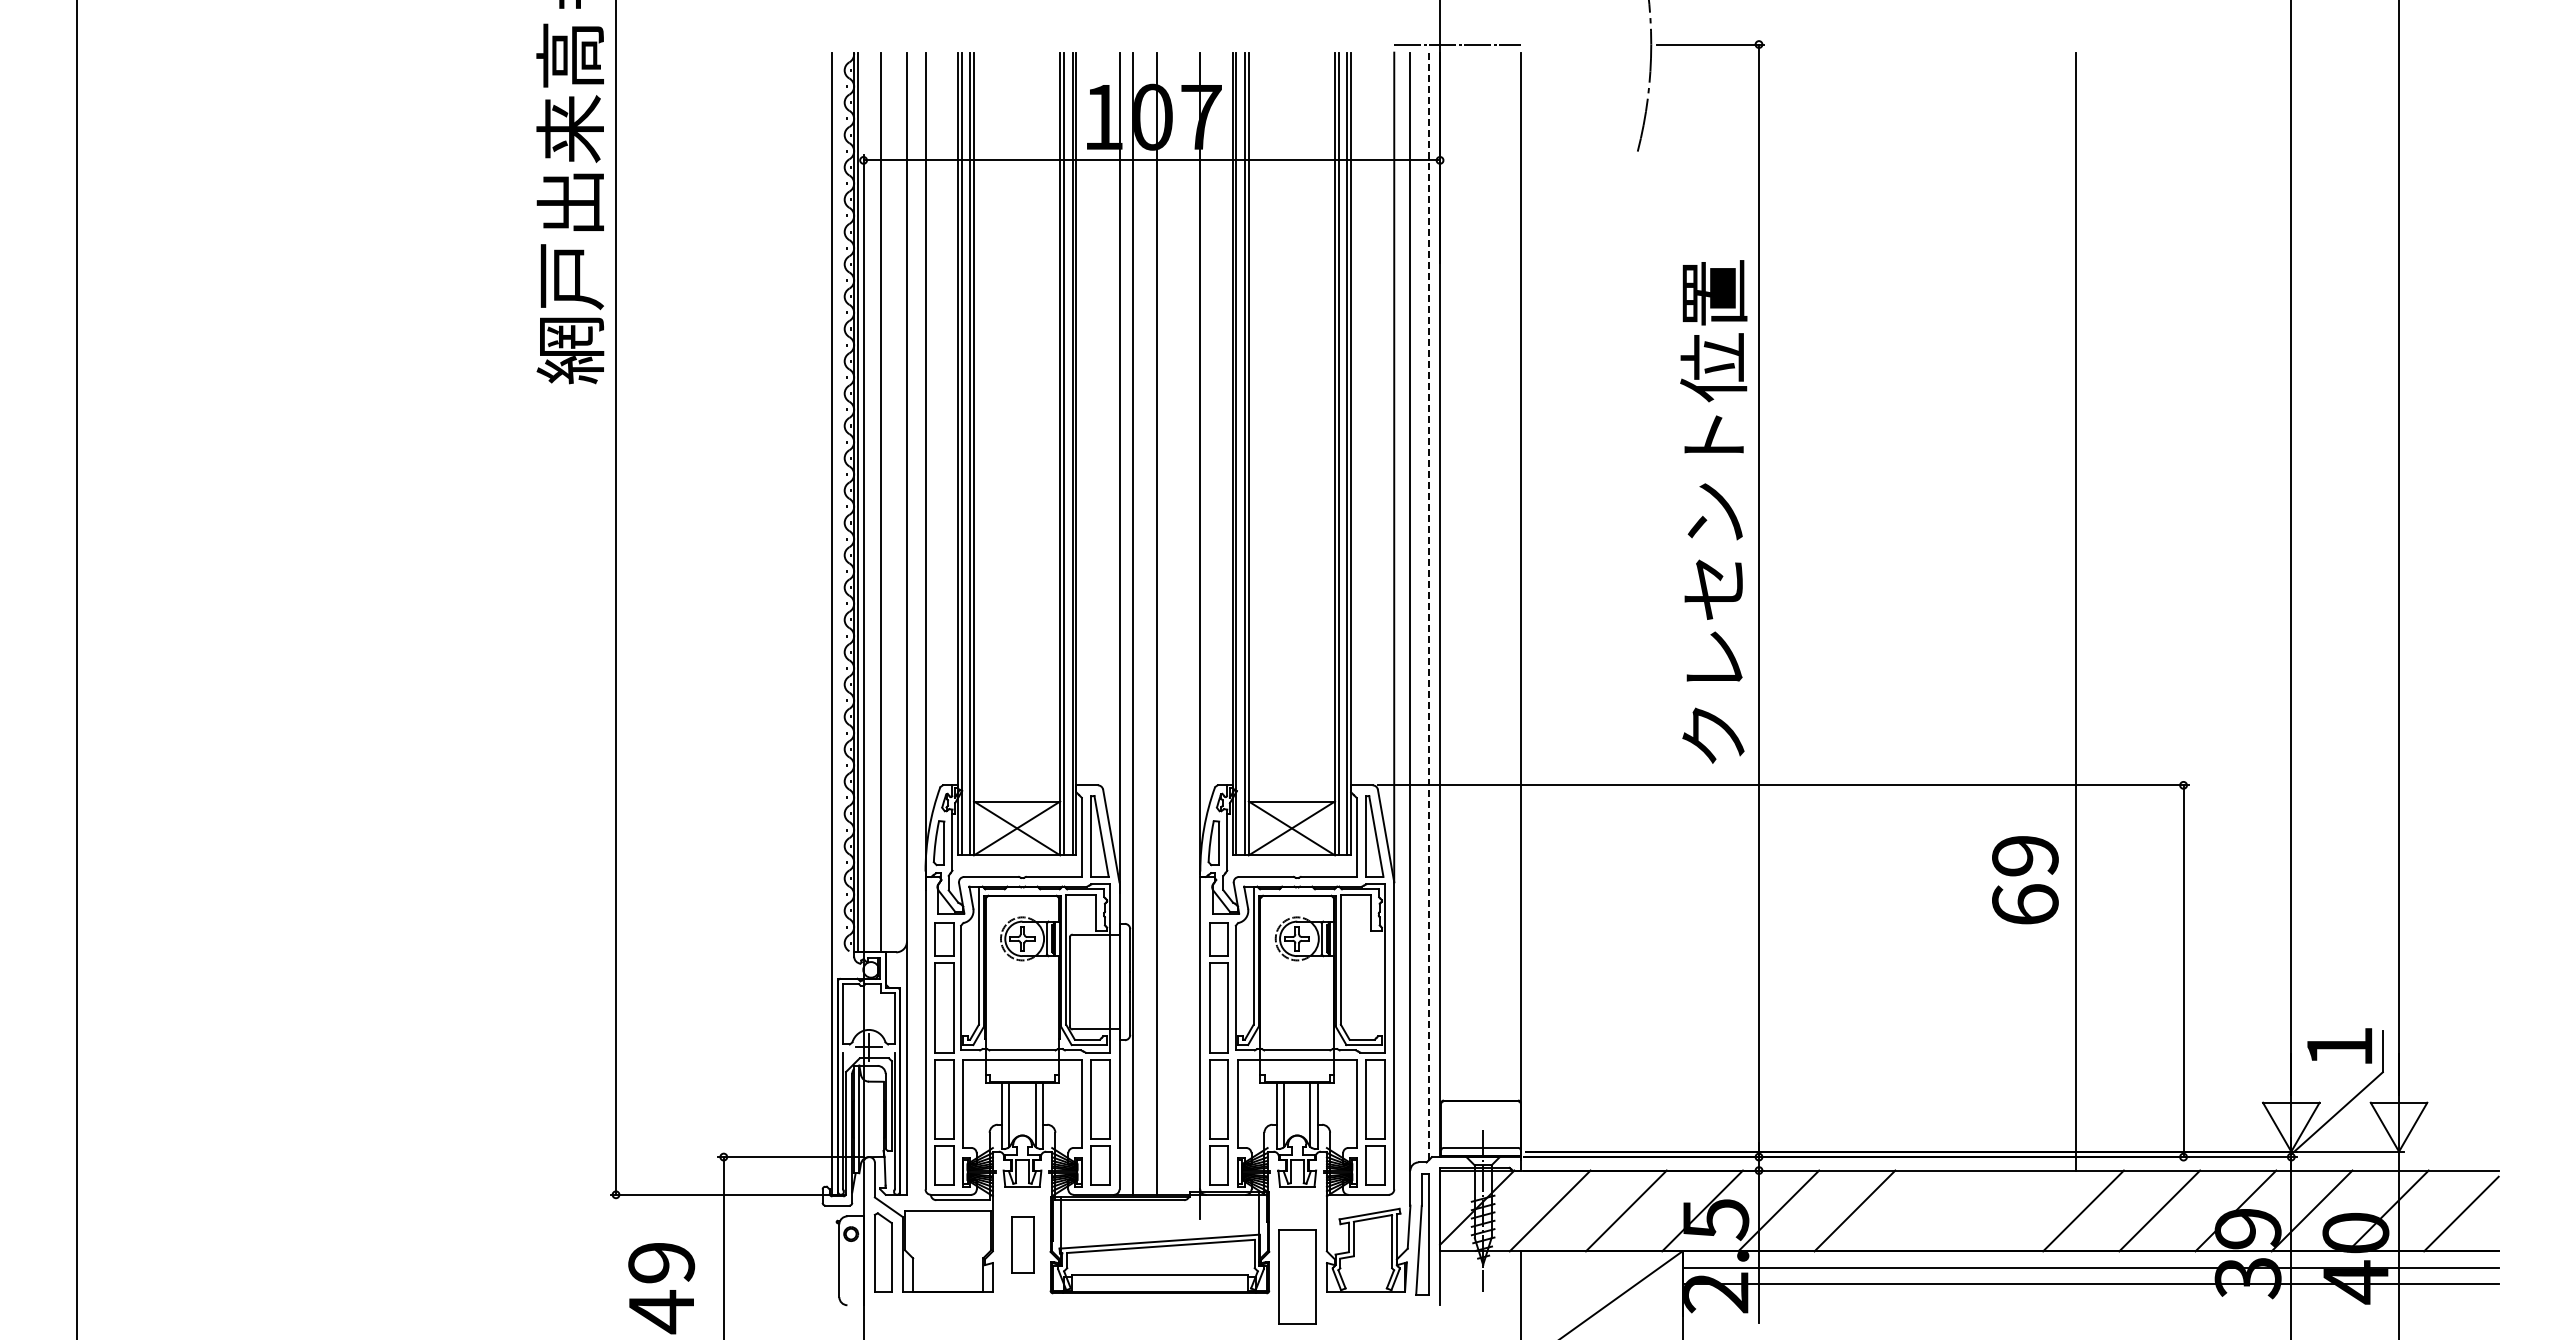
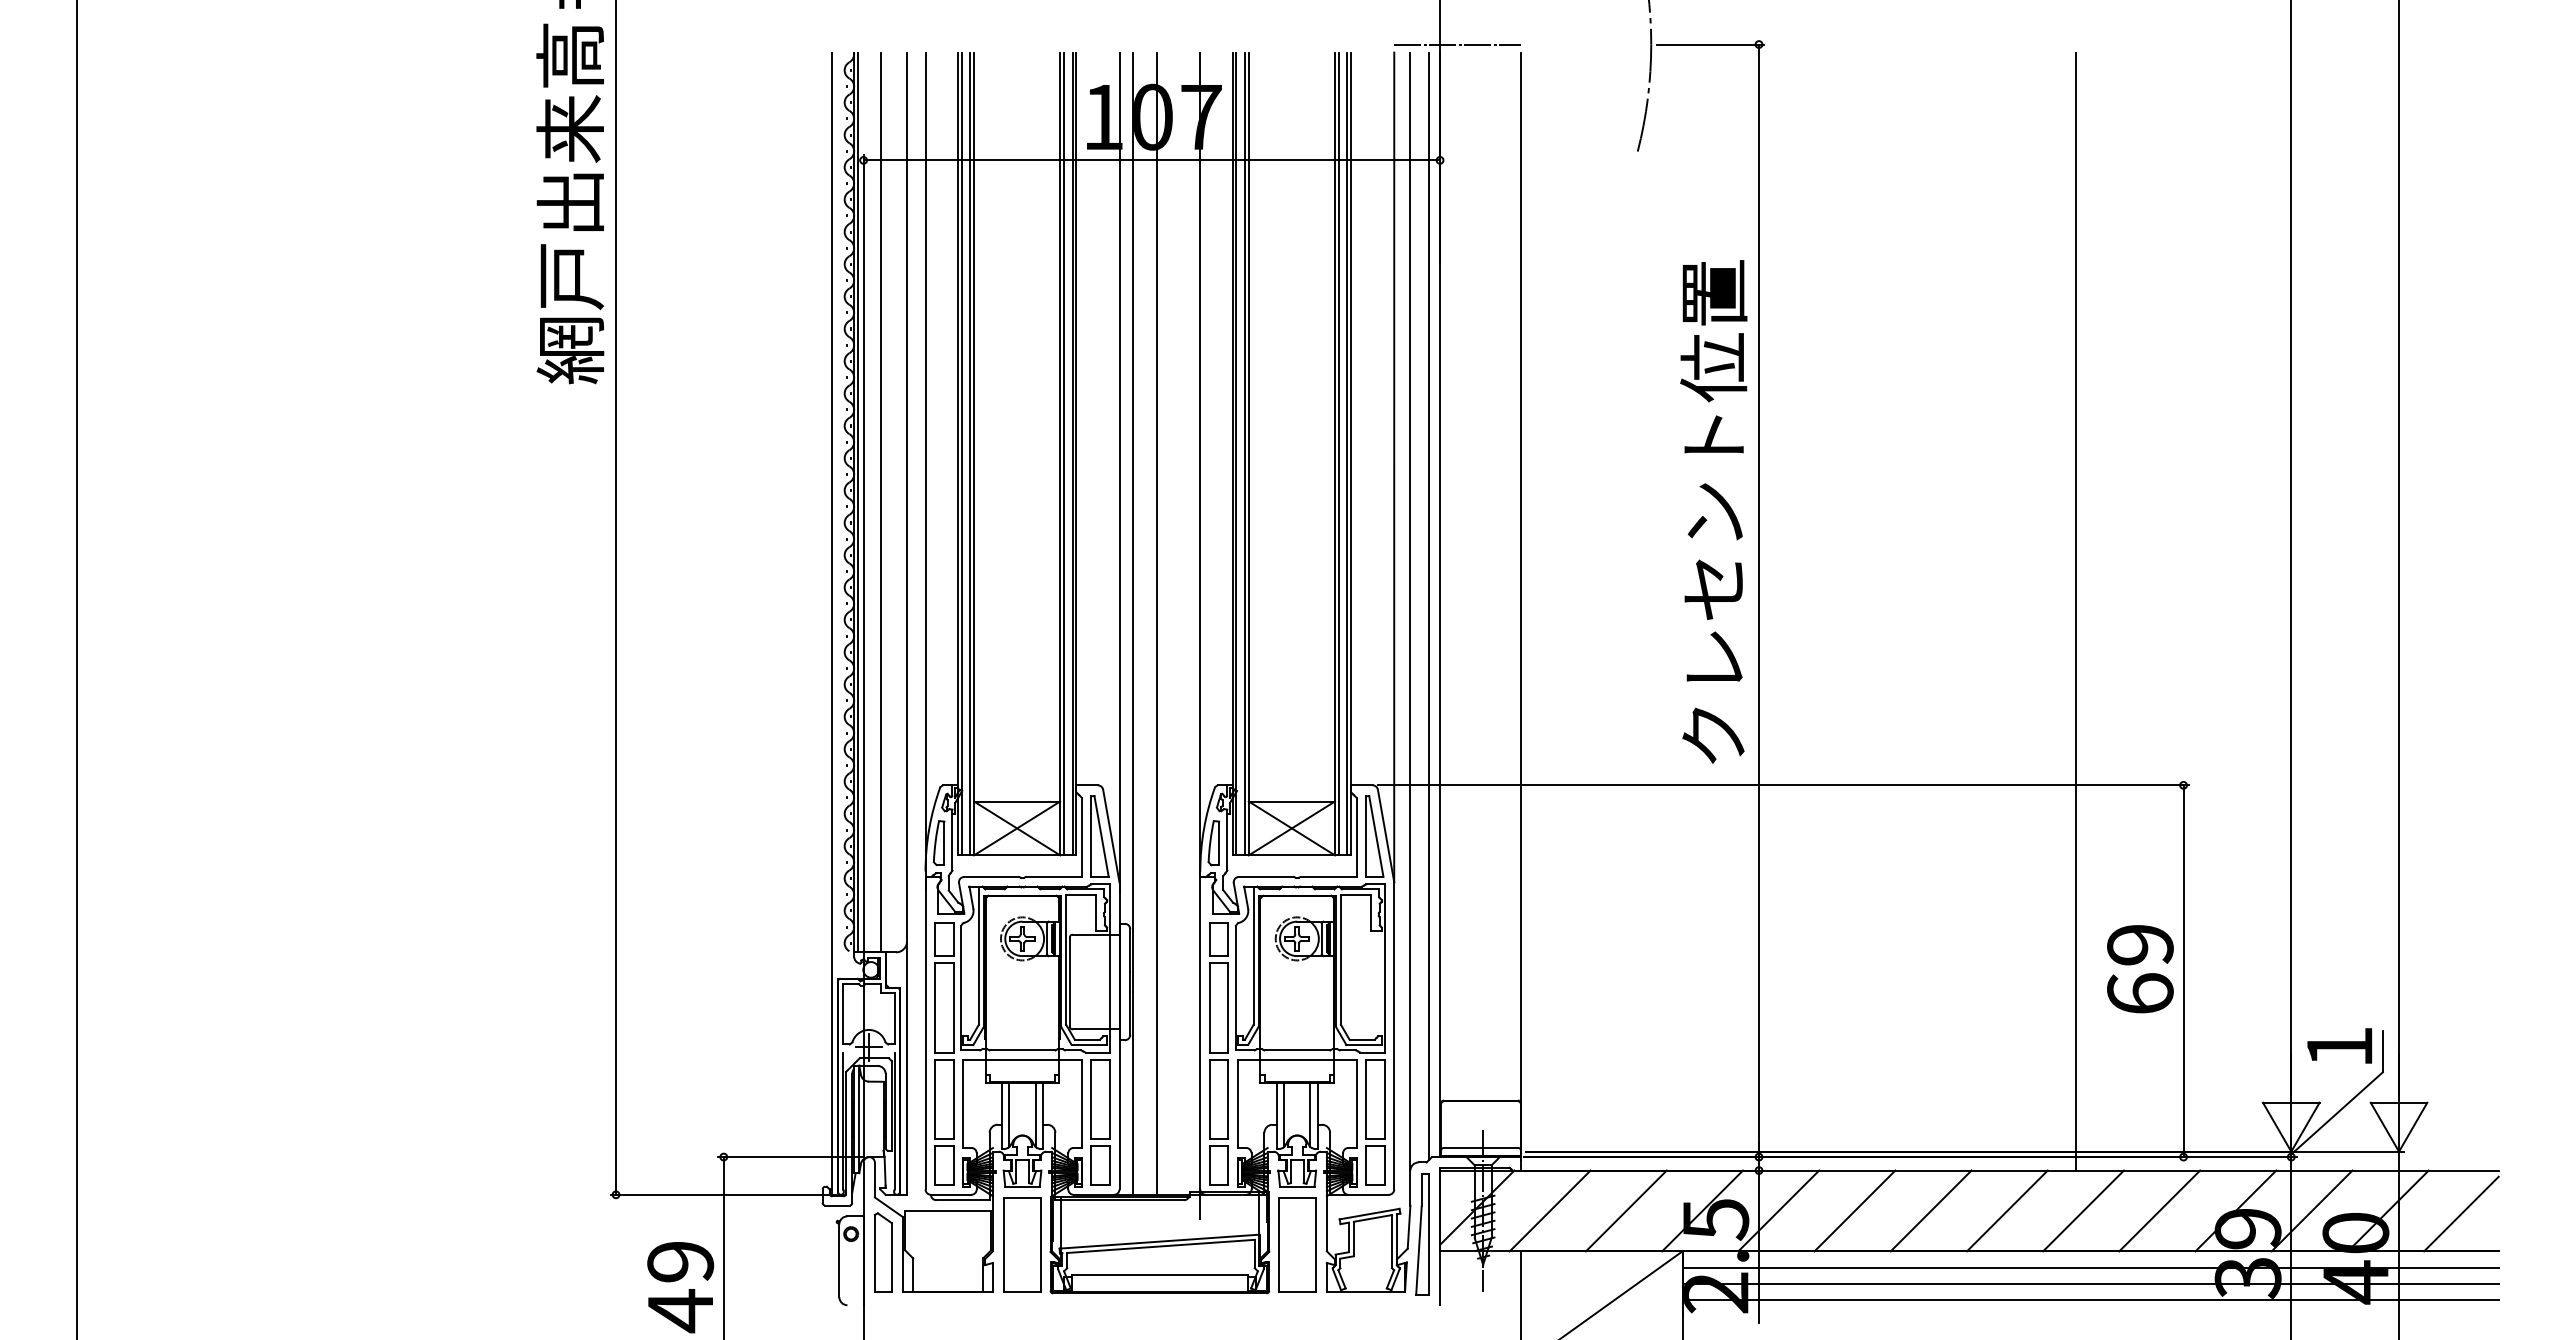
line: dashed -> solid (1429, 606)
text position: (2025, 880) -> (2140, 969) (2140, 969)
line: none -> present (1930, 1210)
line: none -> present (2006, 1210)
part size: 24x58 px -> 39x96 px (1022, 1244)
part position: (1297, 1276) -> (1297, 1244) (1297, 1244)
text position: (661, 1288) -> (680, 1287) (680, 1287)
line: none -> present (2090, 1299)
